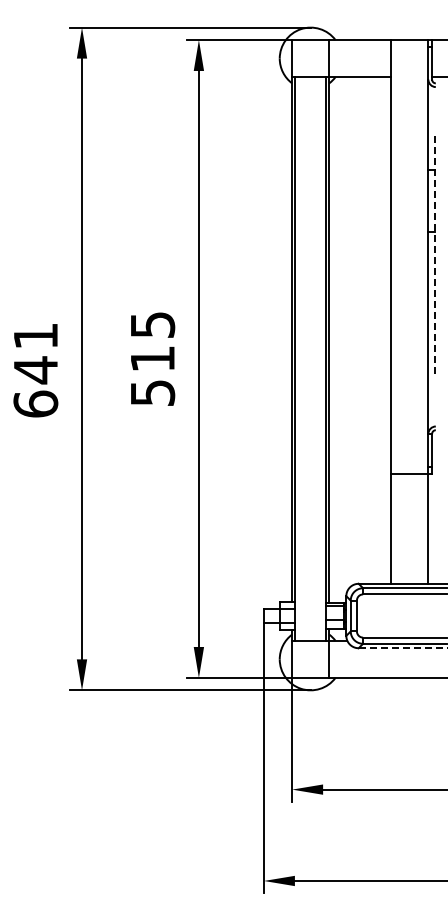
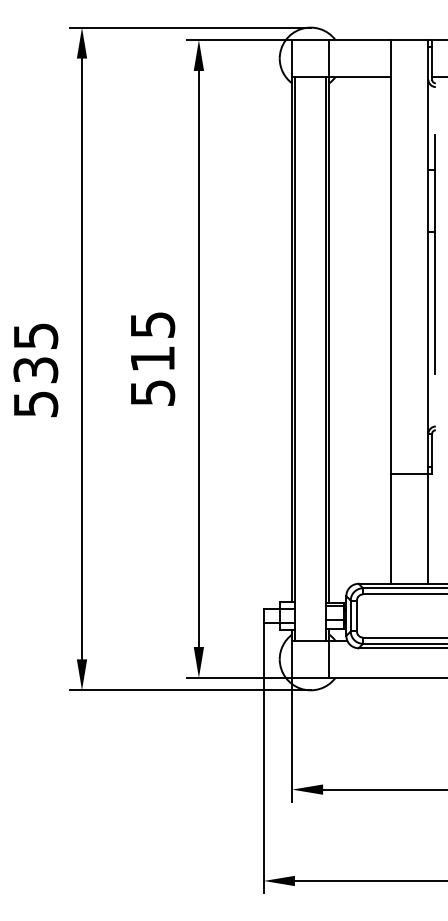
line: dashed -> solid (434, 254)
text: 641 -> 535 (35, 370)
line: dashed -> solid (403, 648)
